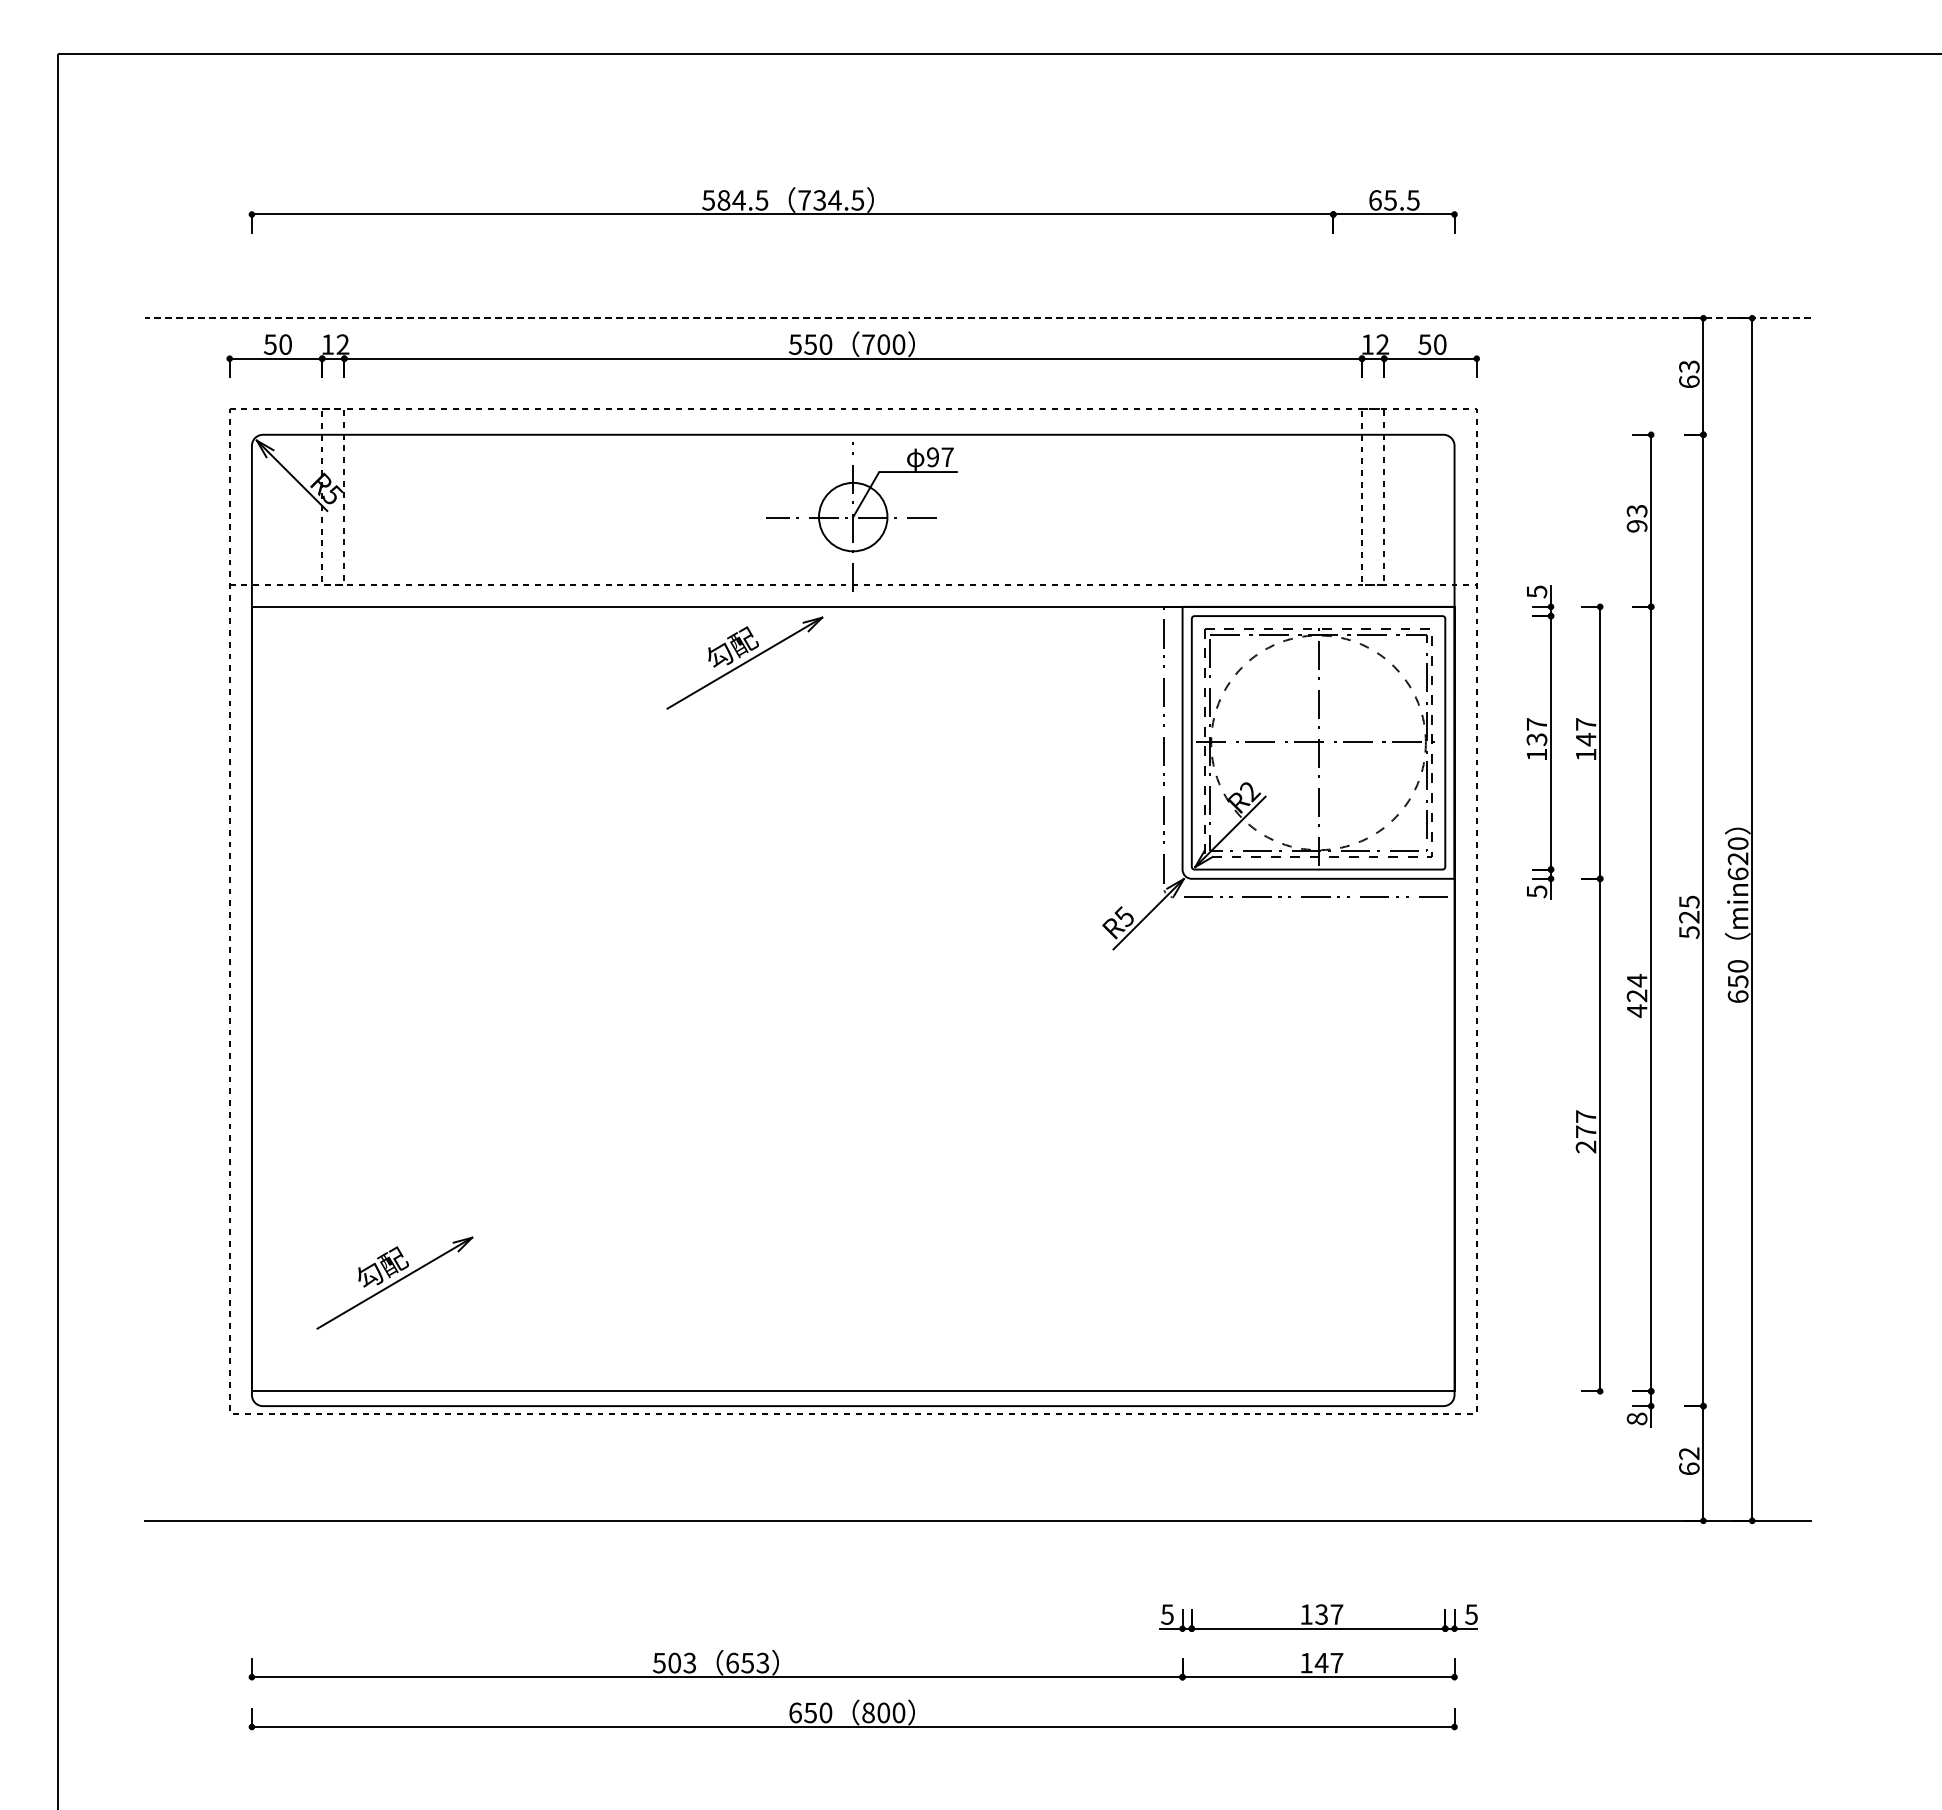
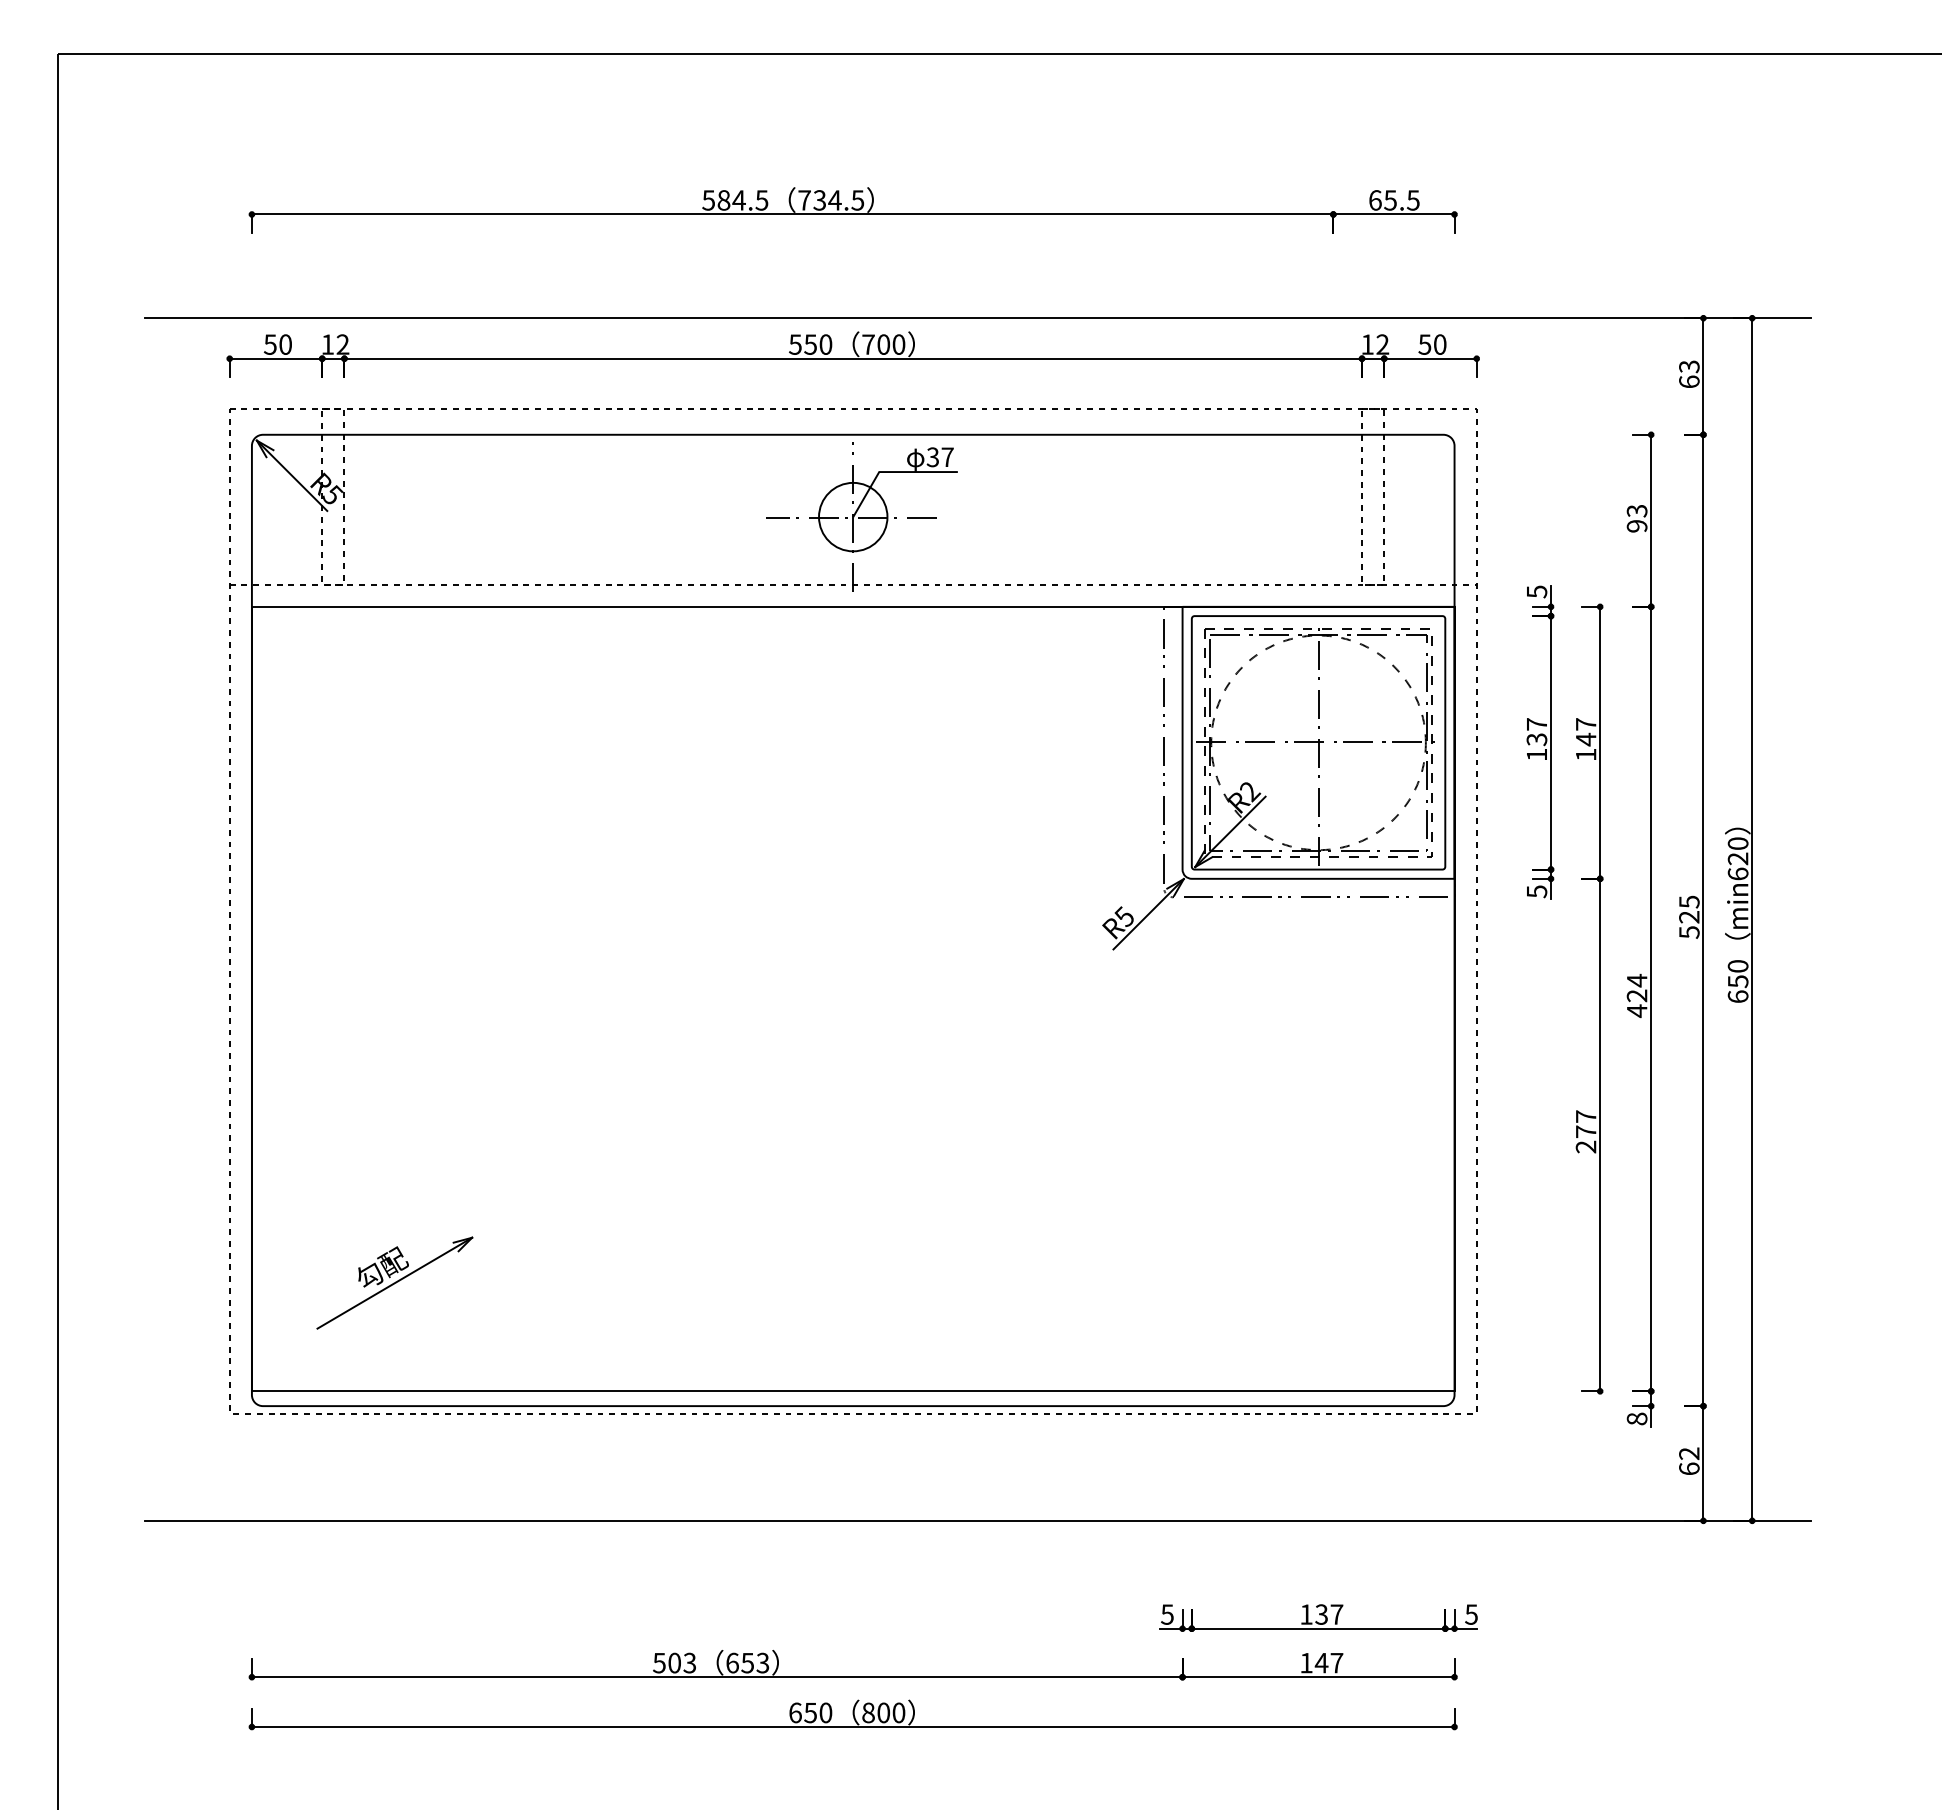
line: dashed -> solid (978, 318)
text: 97 -> 37 (932, 457)
part: present -> none (744, 662)
